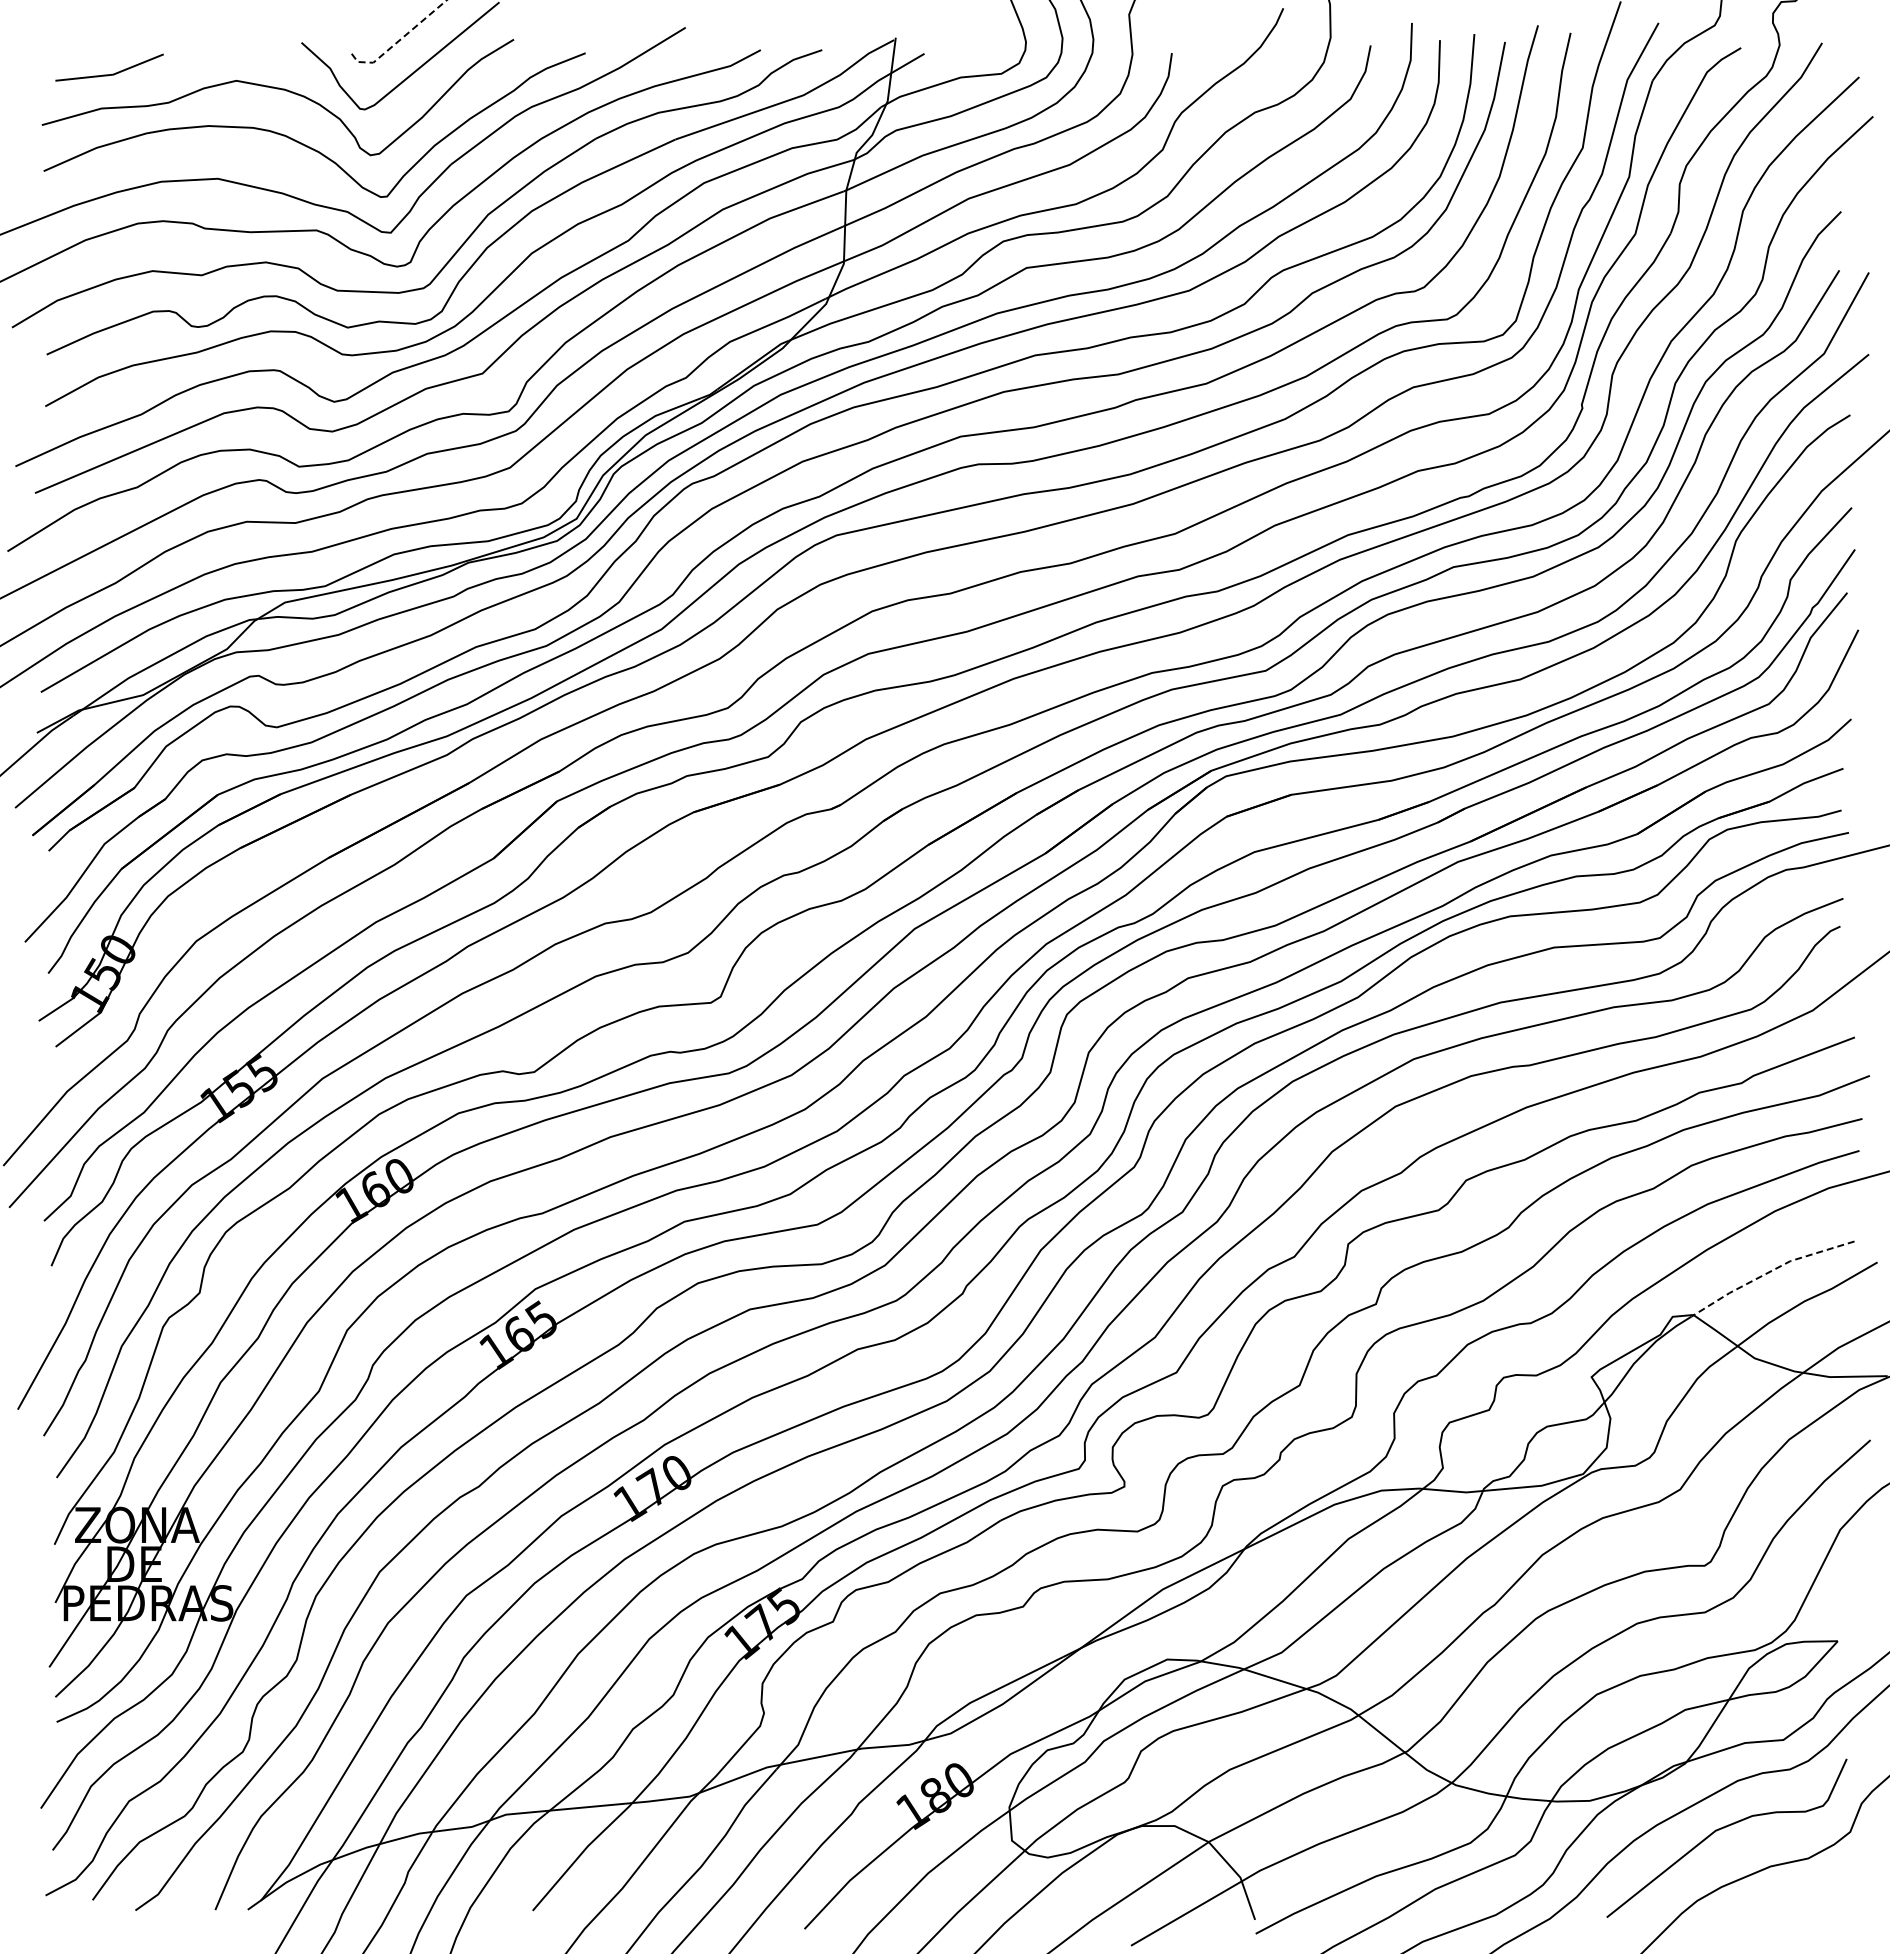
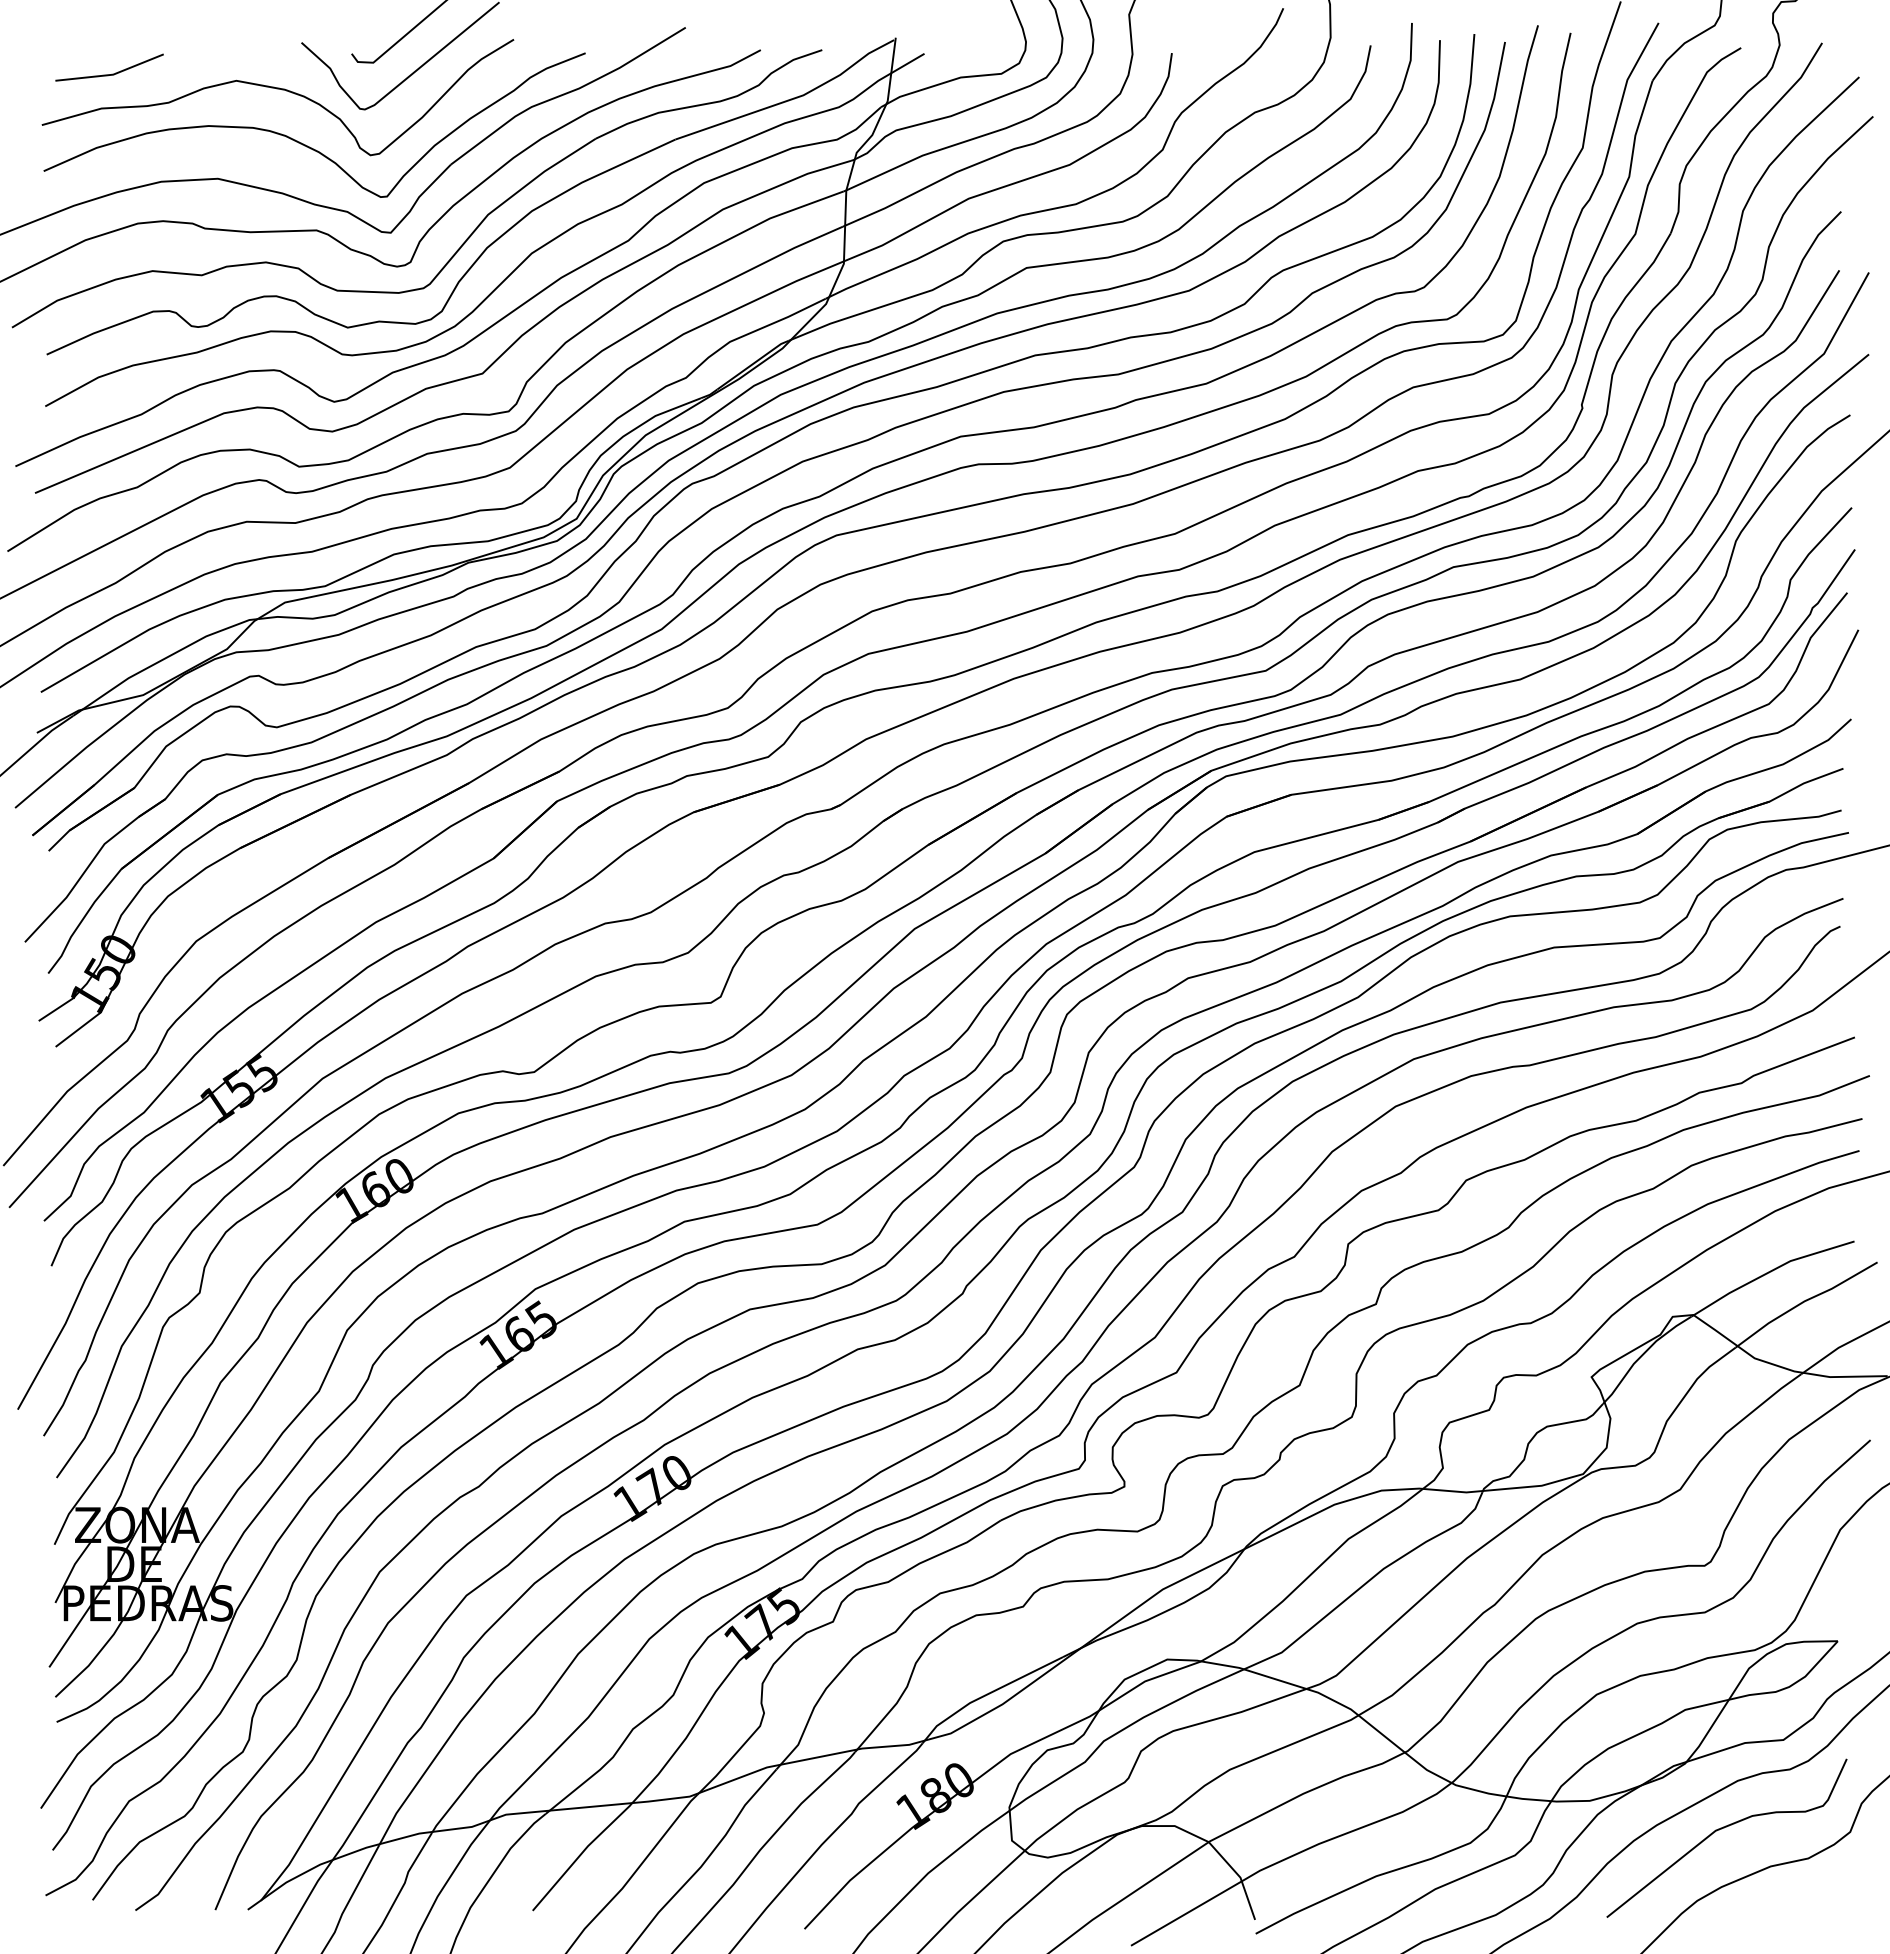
line: dashed -> solid (399, 40)
line: dashed -> solid (1769, 1272)
